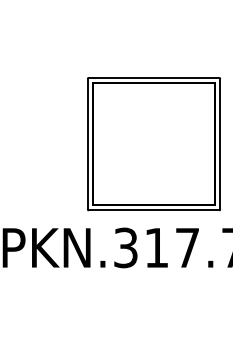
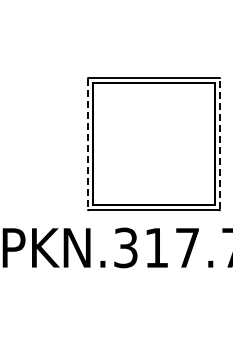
line: solid -> dashed (220, 143)
line: solid -> dashed (87, 144)
